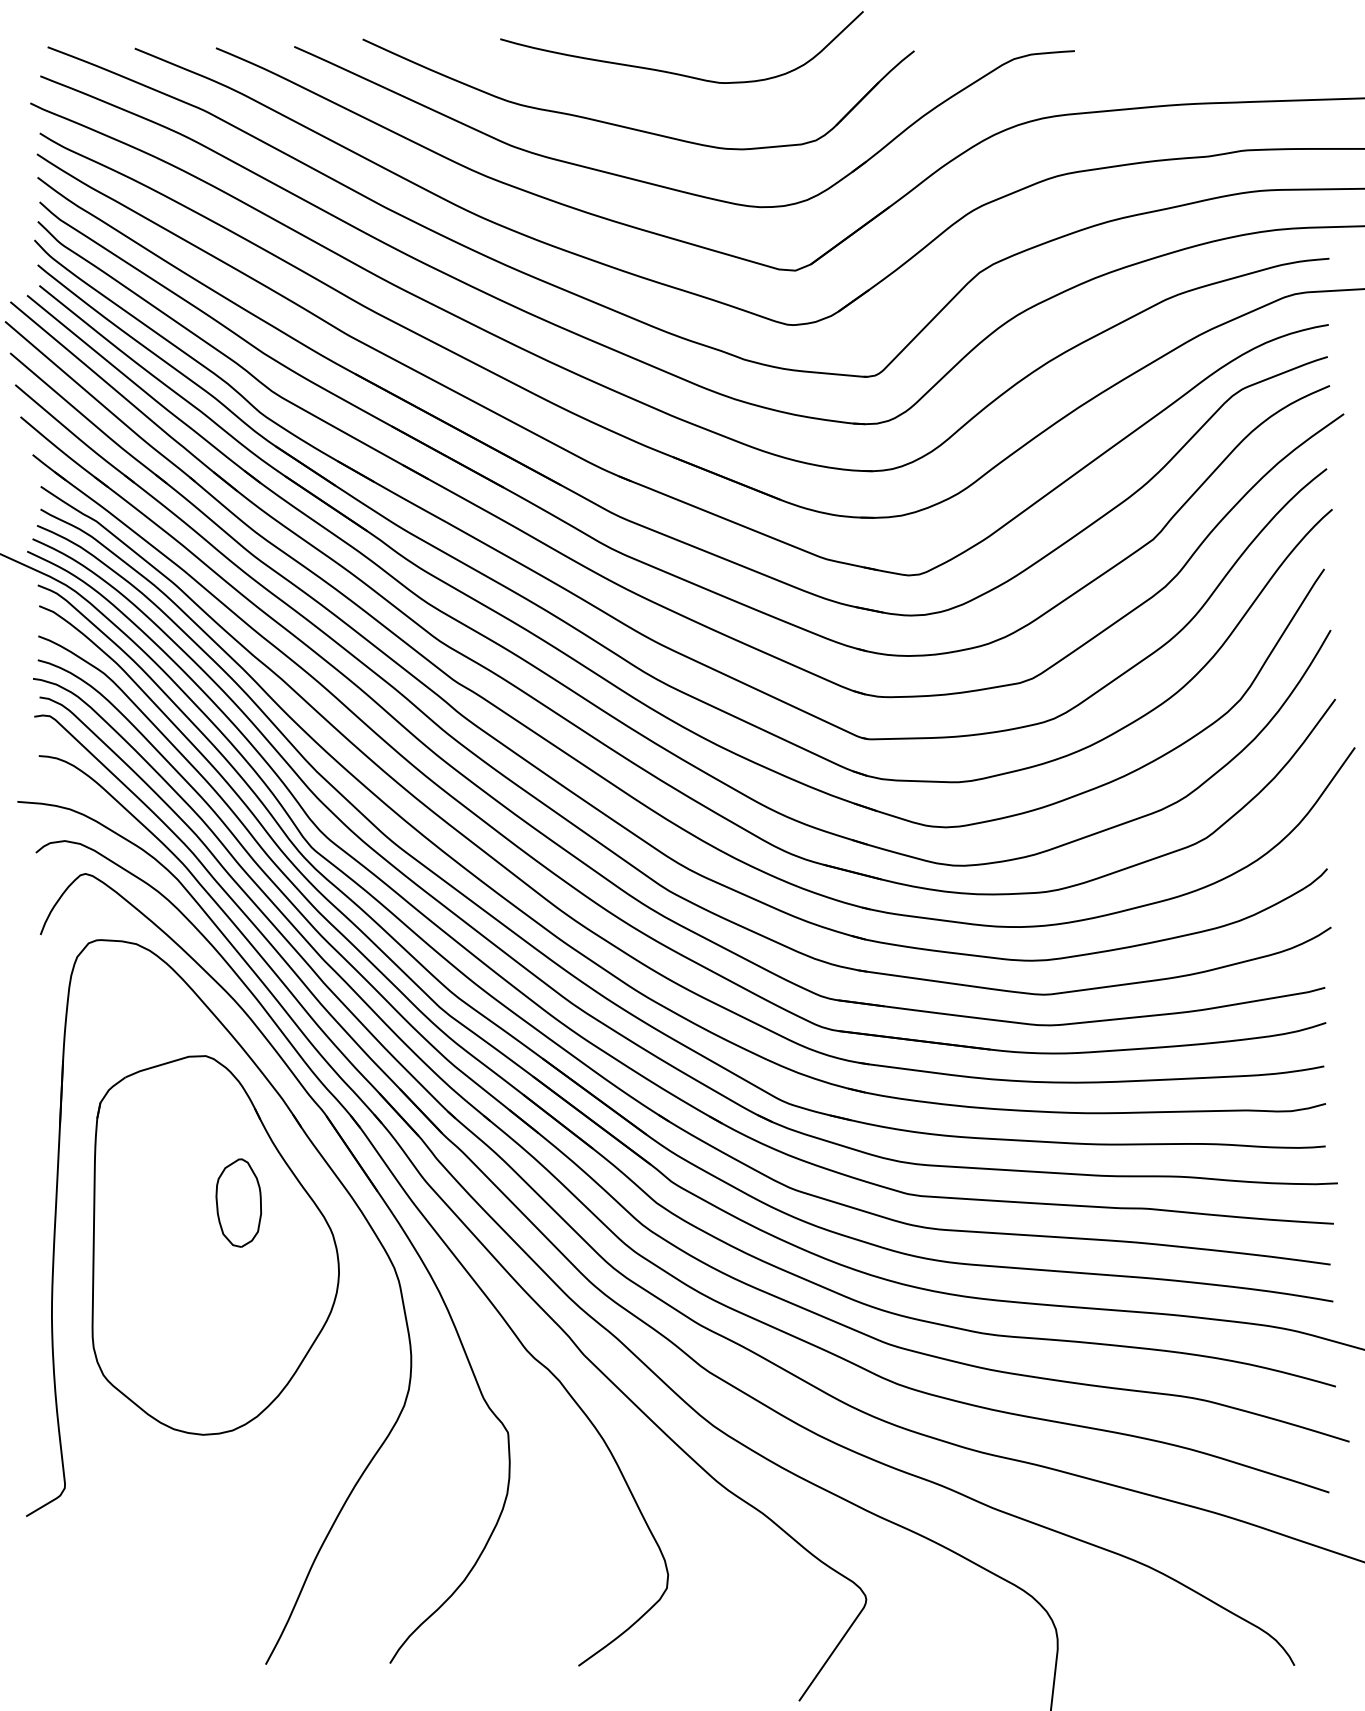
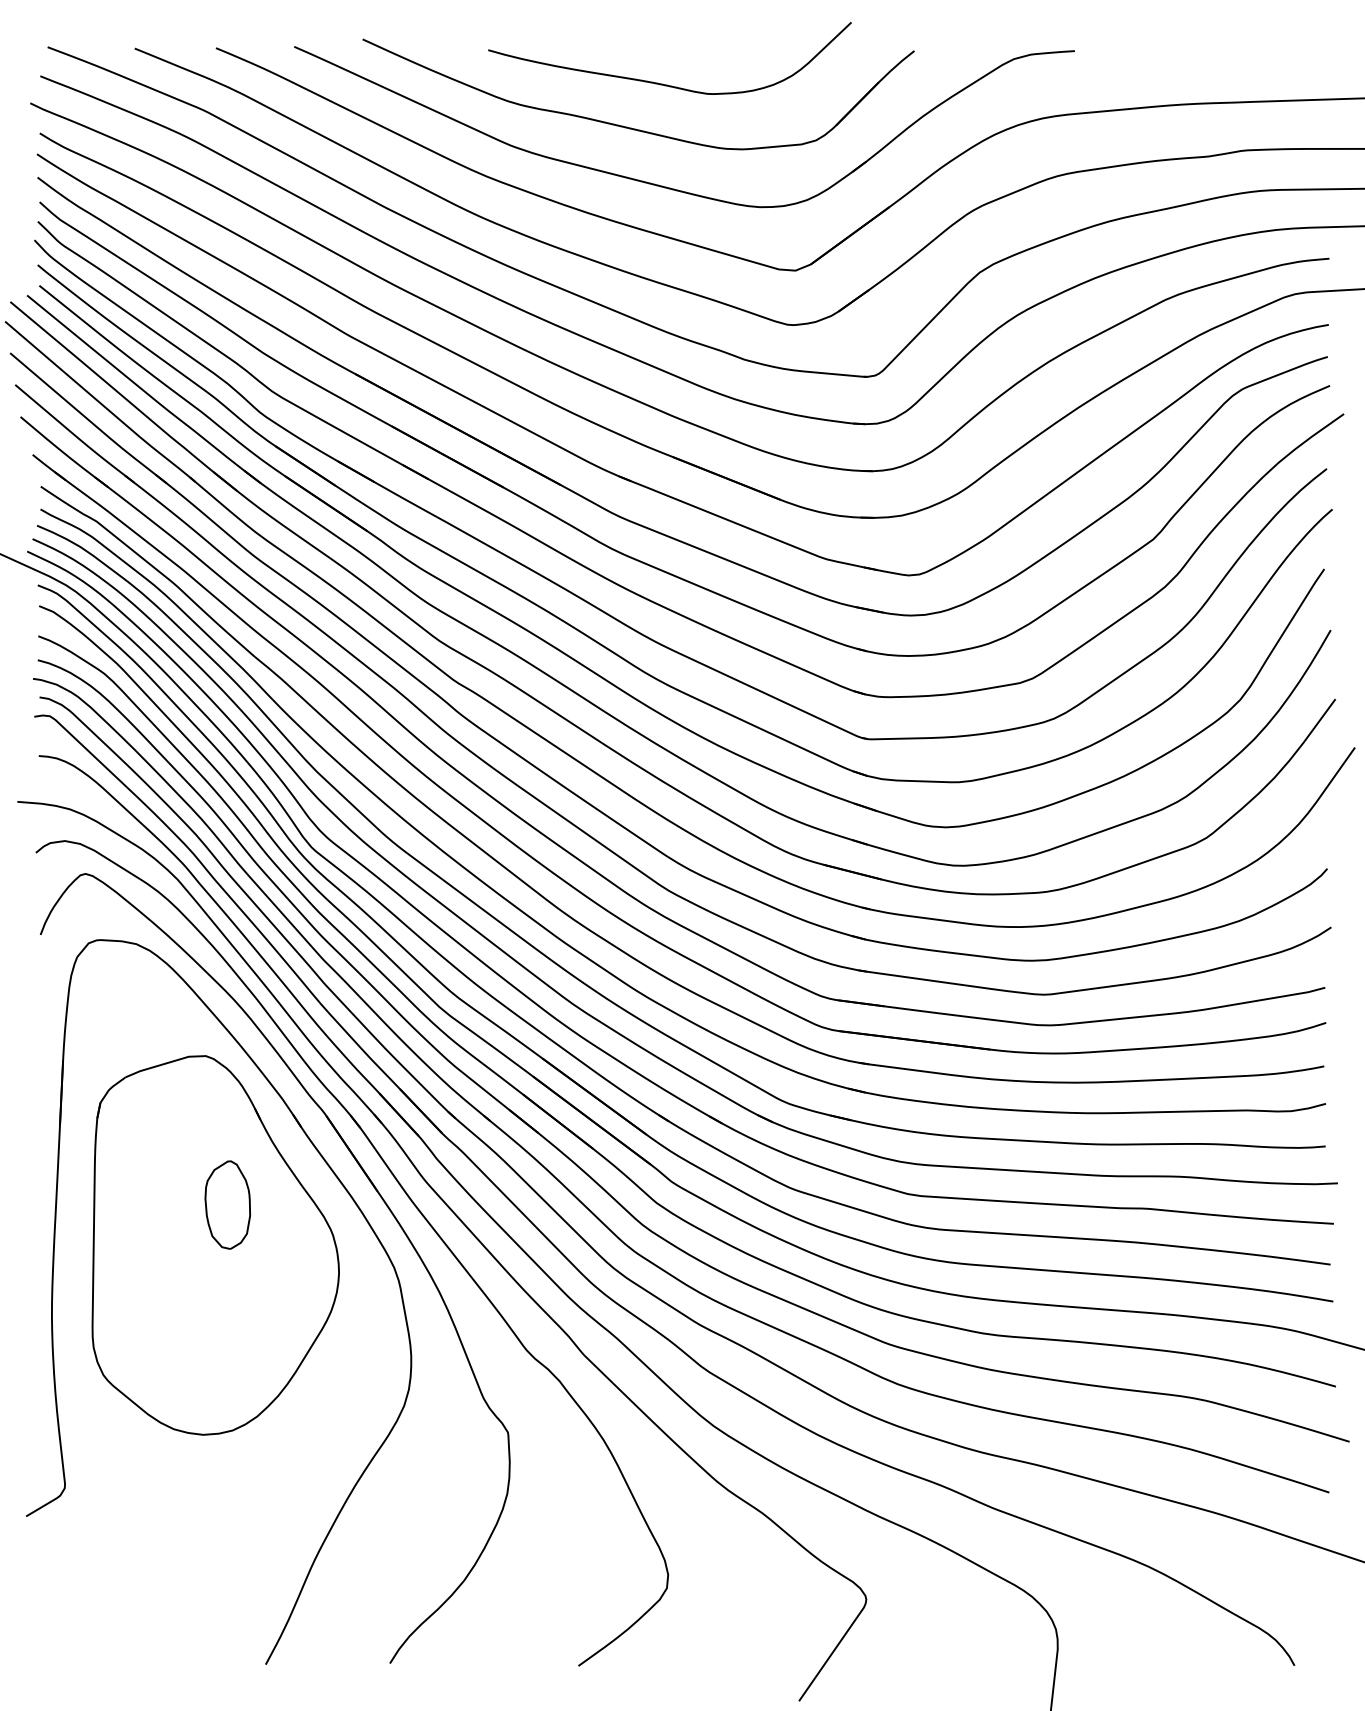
curve position: (674, 72) -> (662, 83) (662, 83)
part position: (238, 1202) -> (227, 1204) (227, 1204)
